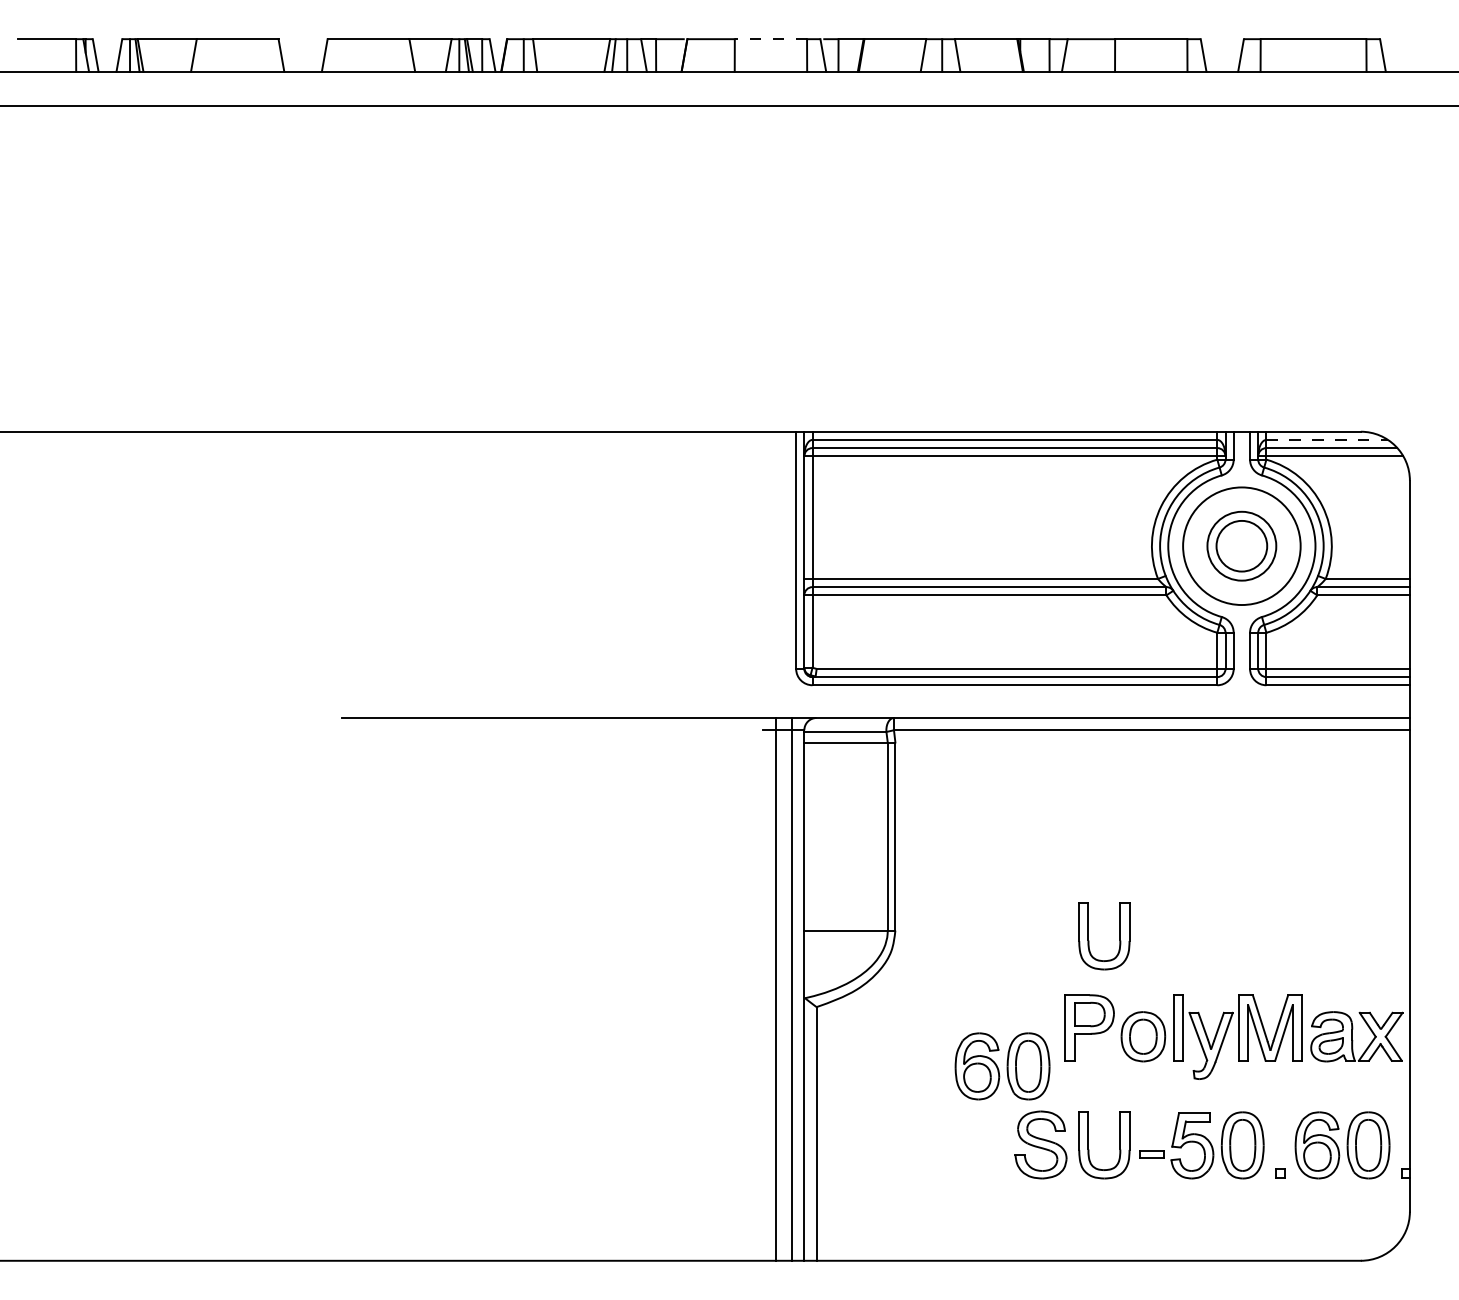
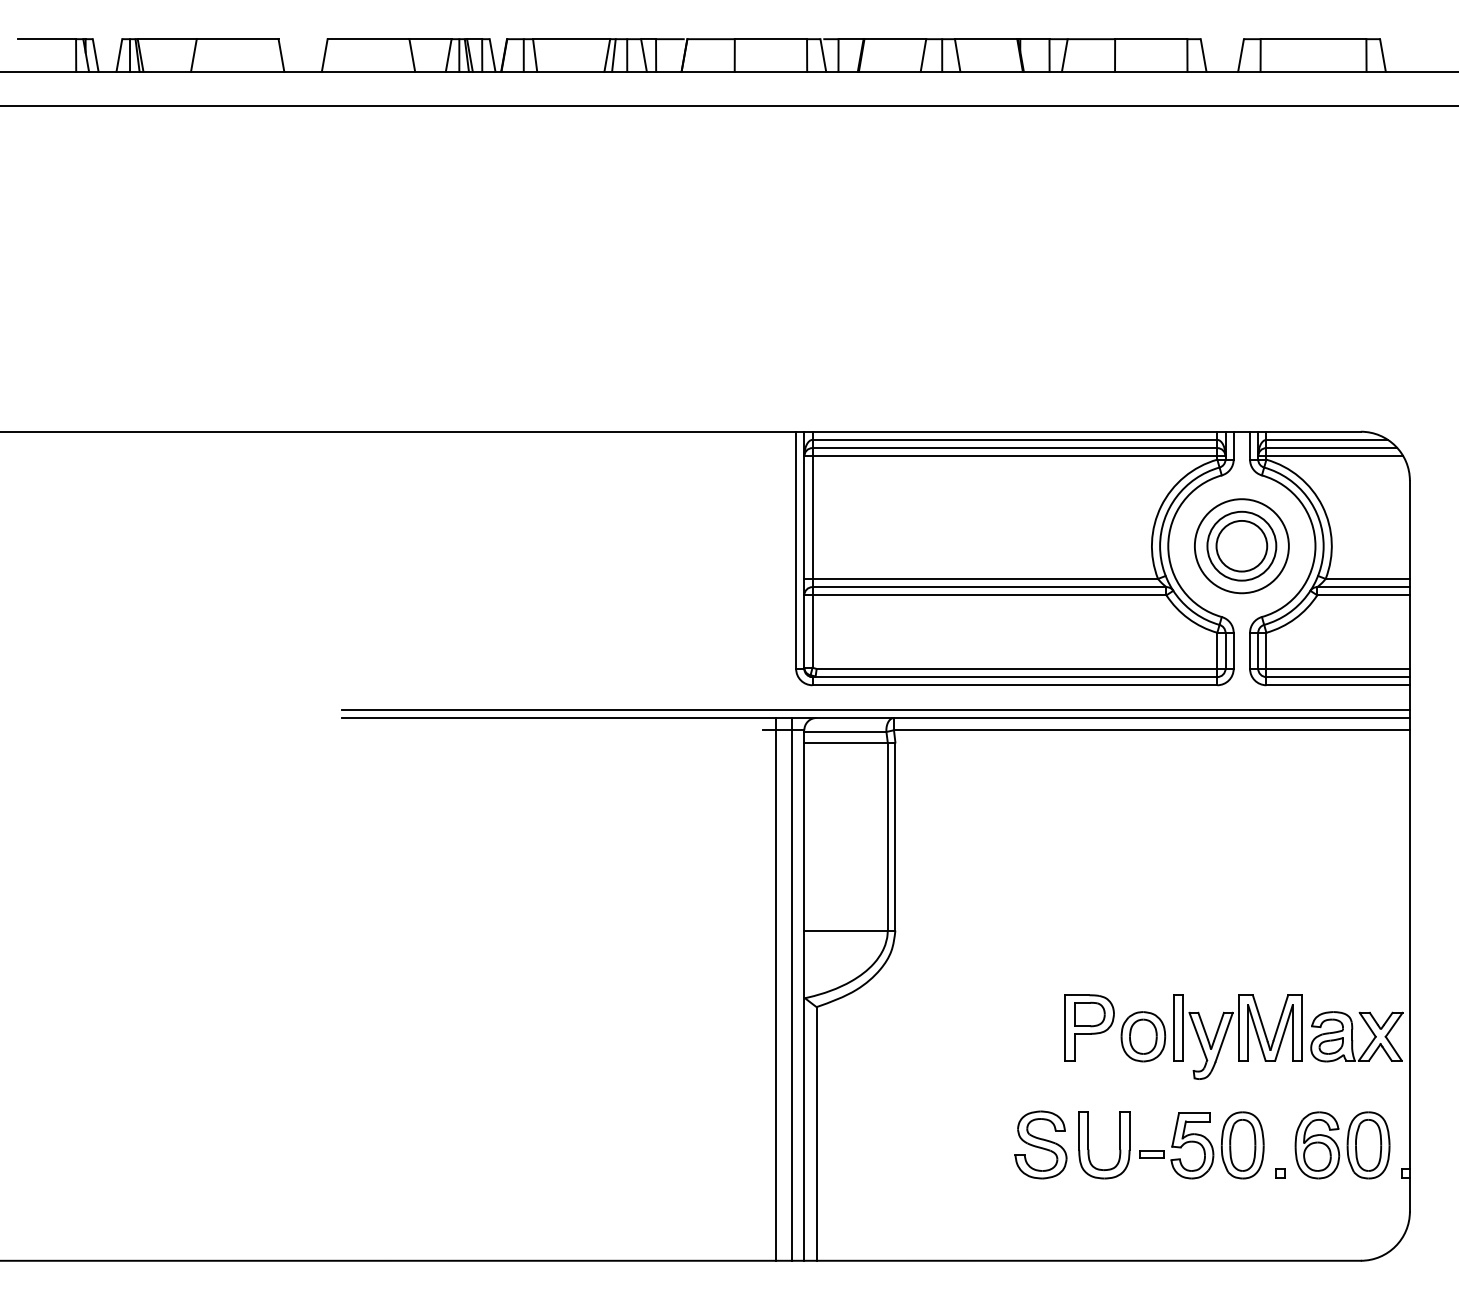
line: dashed -> solid (770, 39)
line: dashed -> solid (1327, 439)
circle diameter: 118 px -> 94 px (1241, 546)
line: none -> present (875, 709)
part: present -> none (1119, 936)
part: present -> none (1002, 1066)
